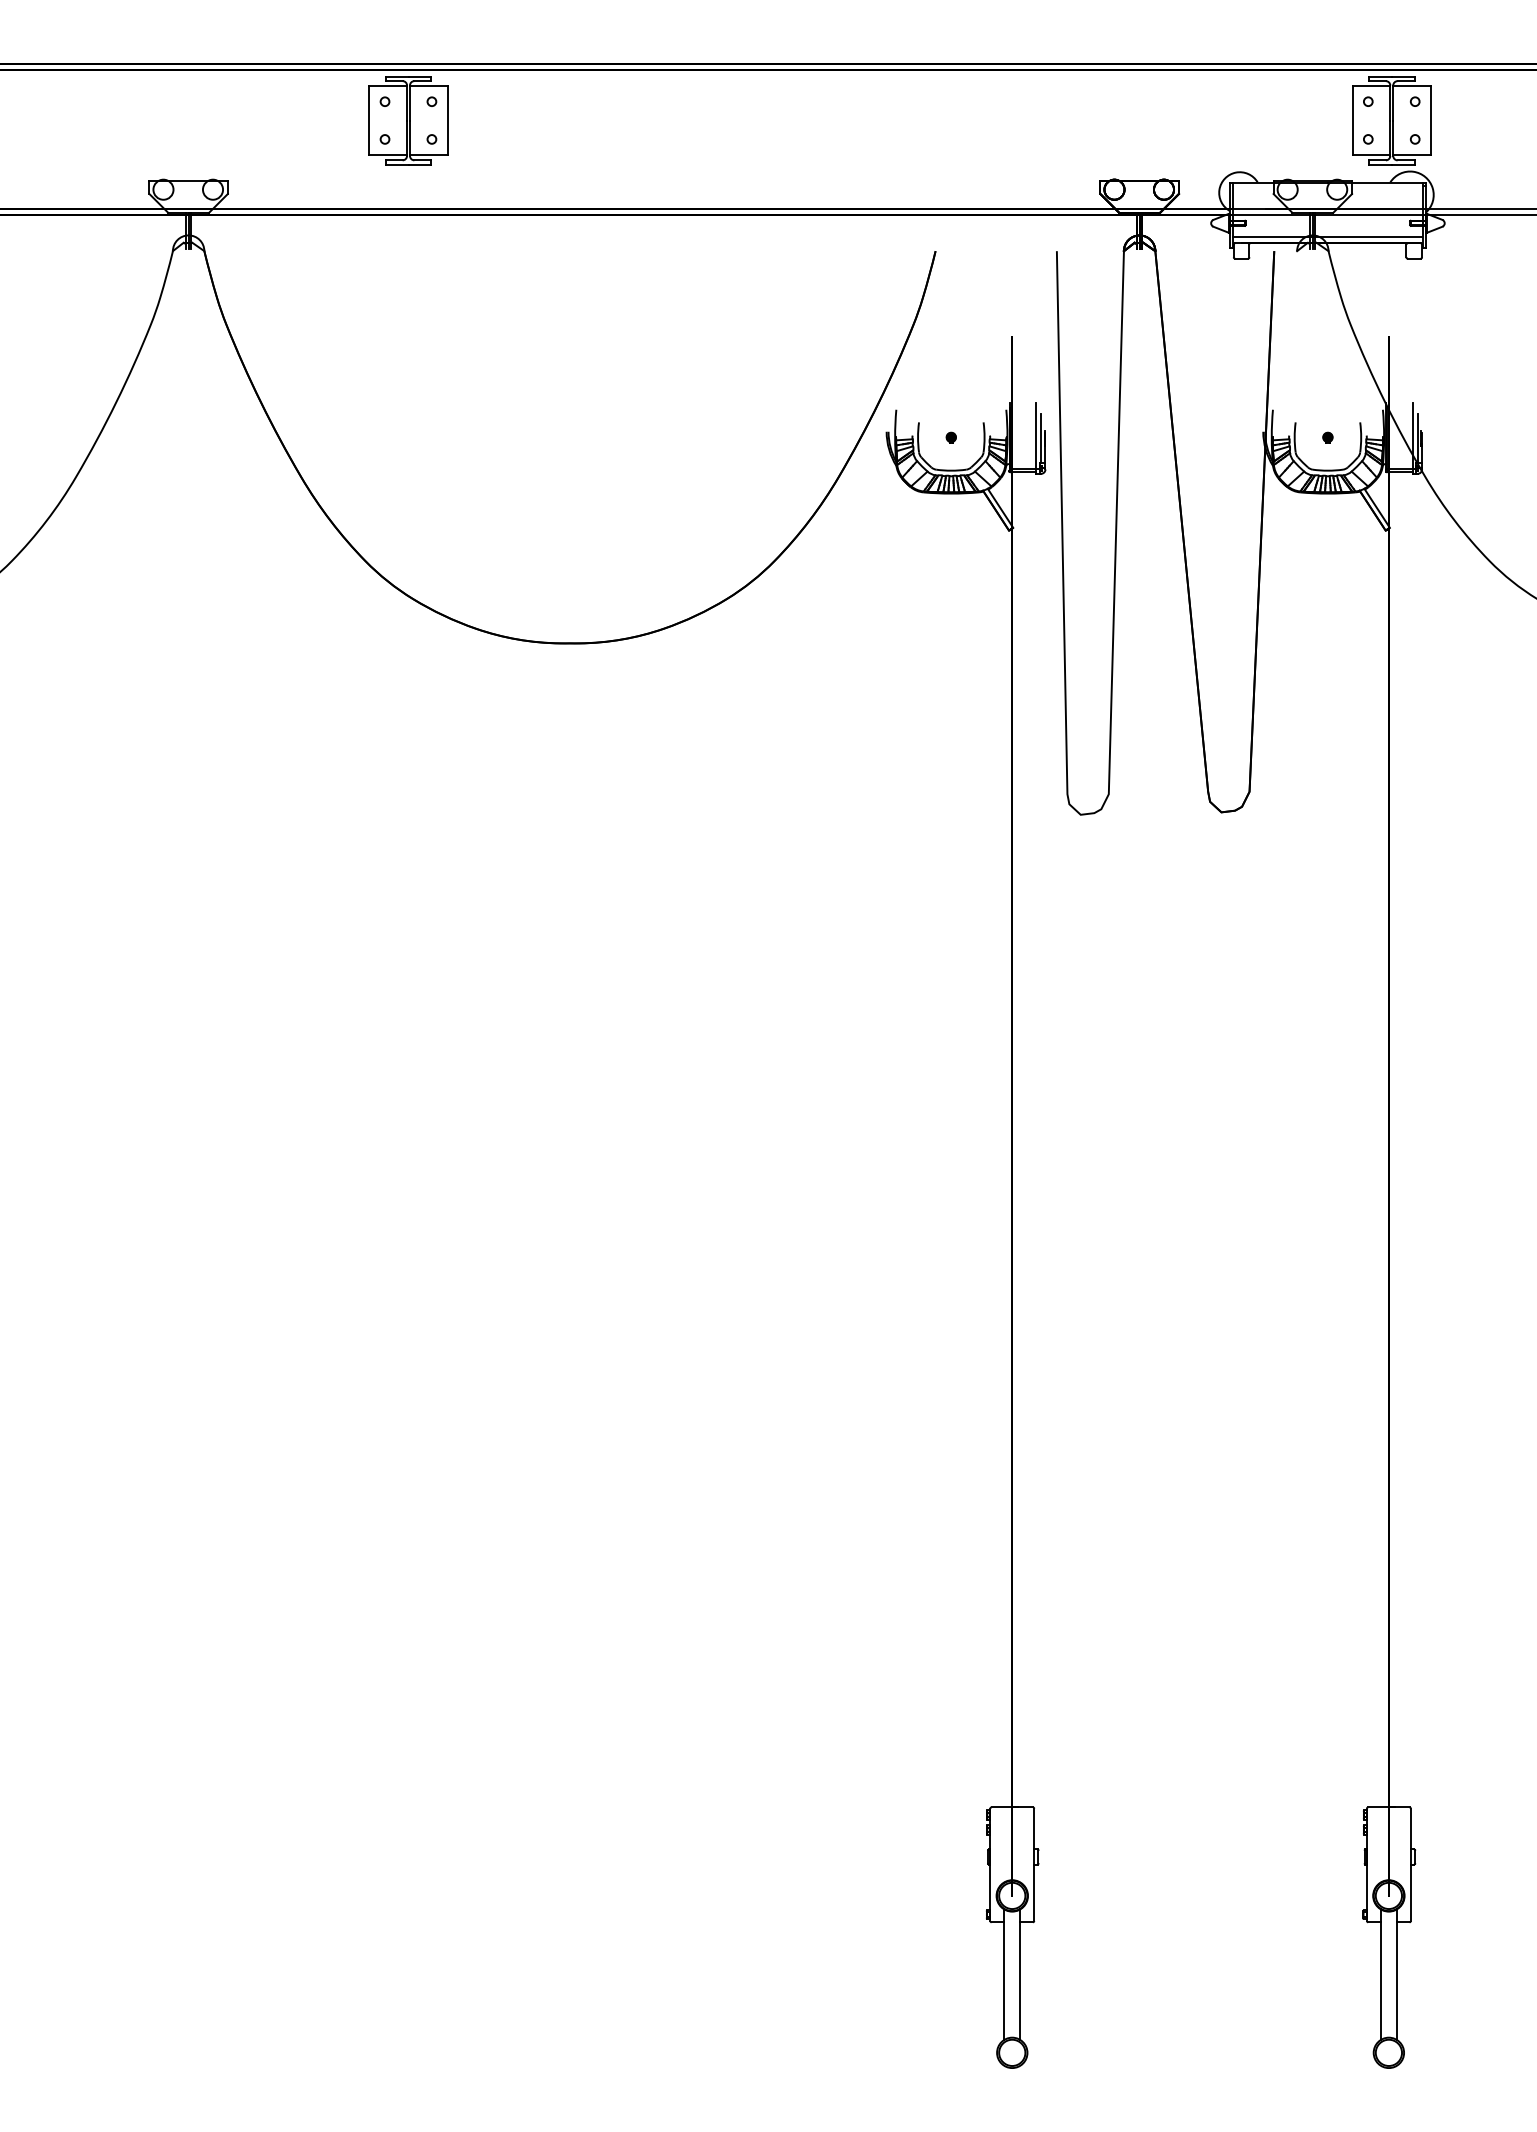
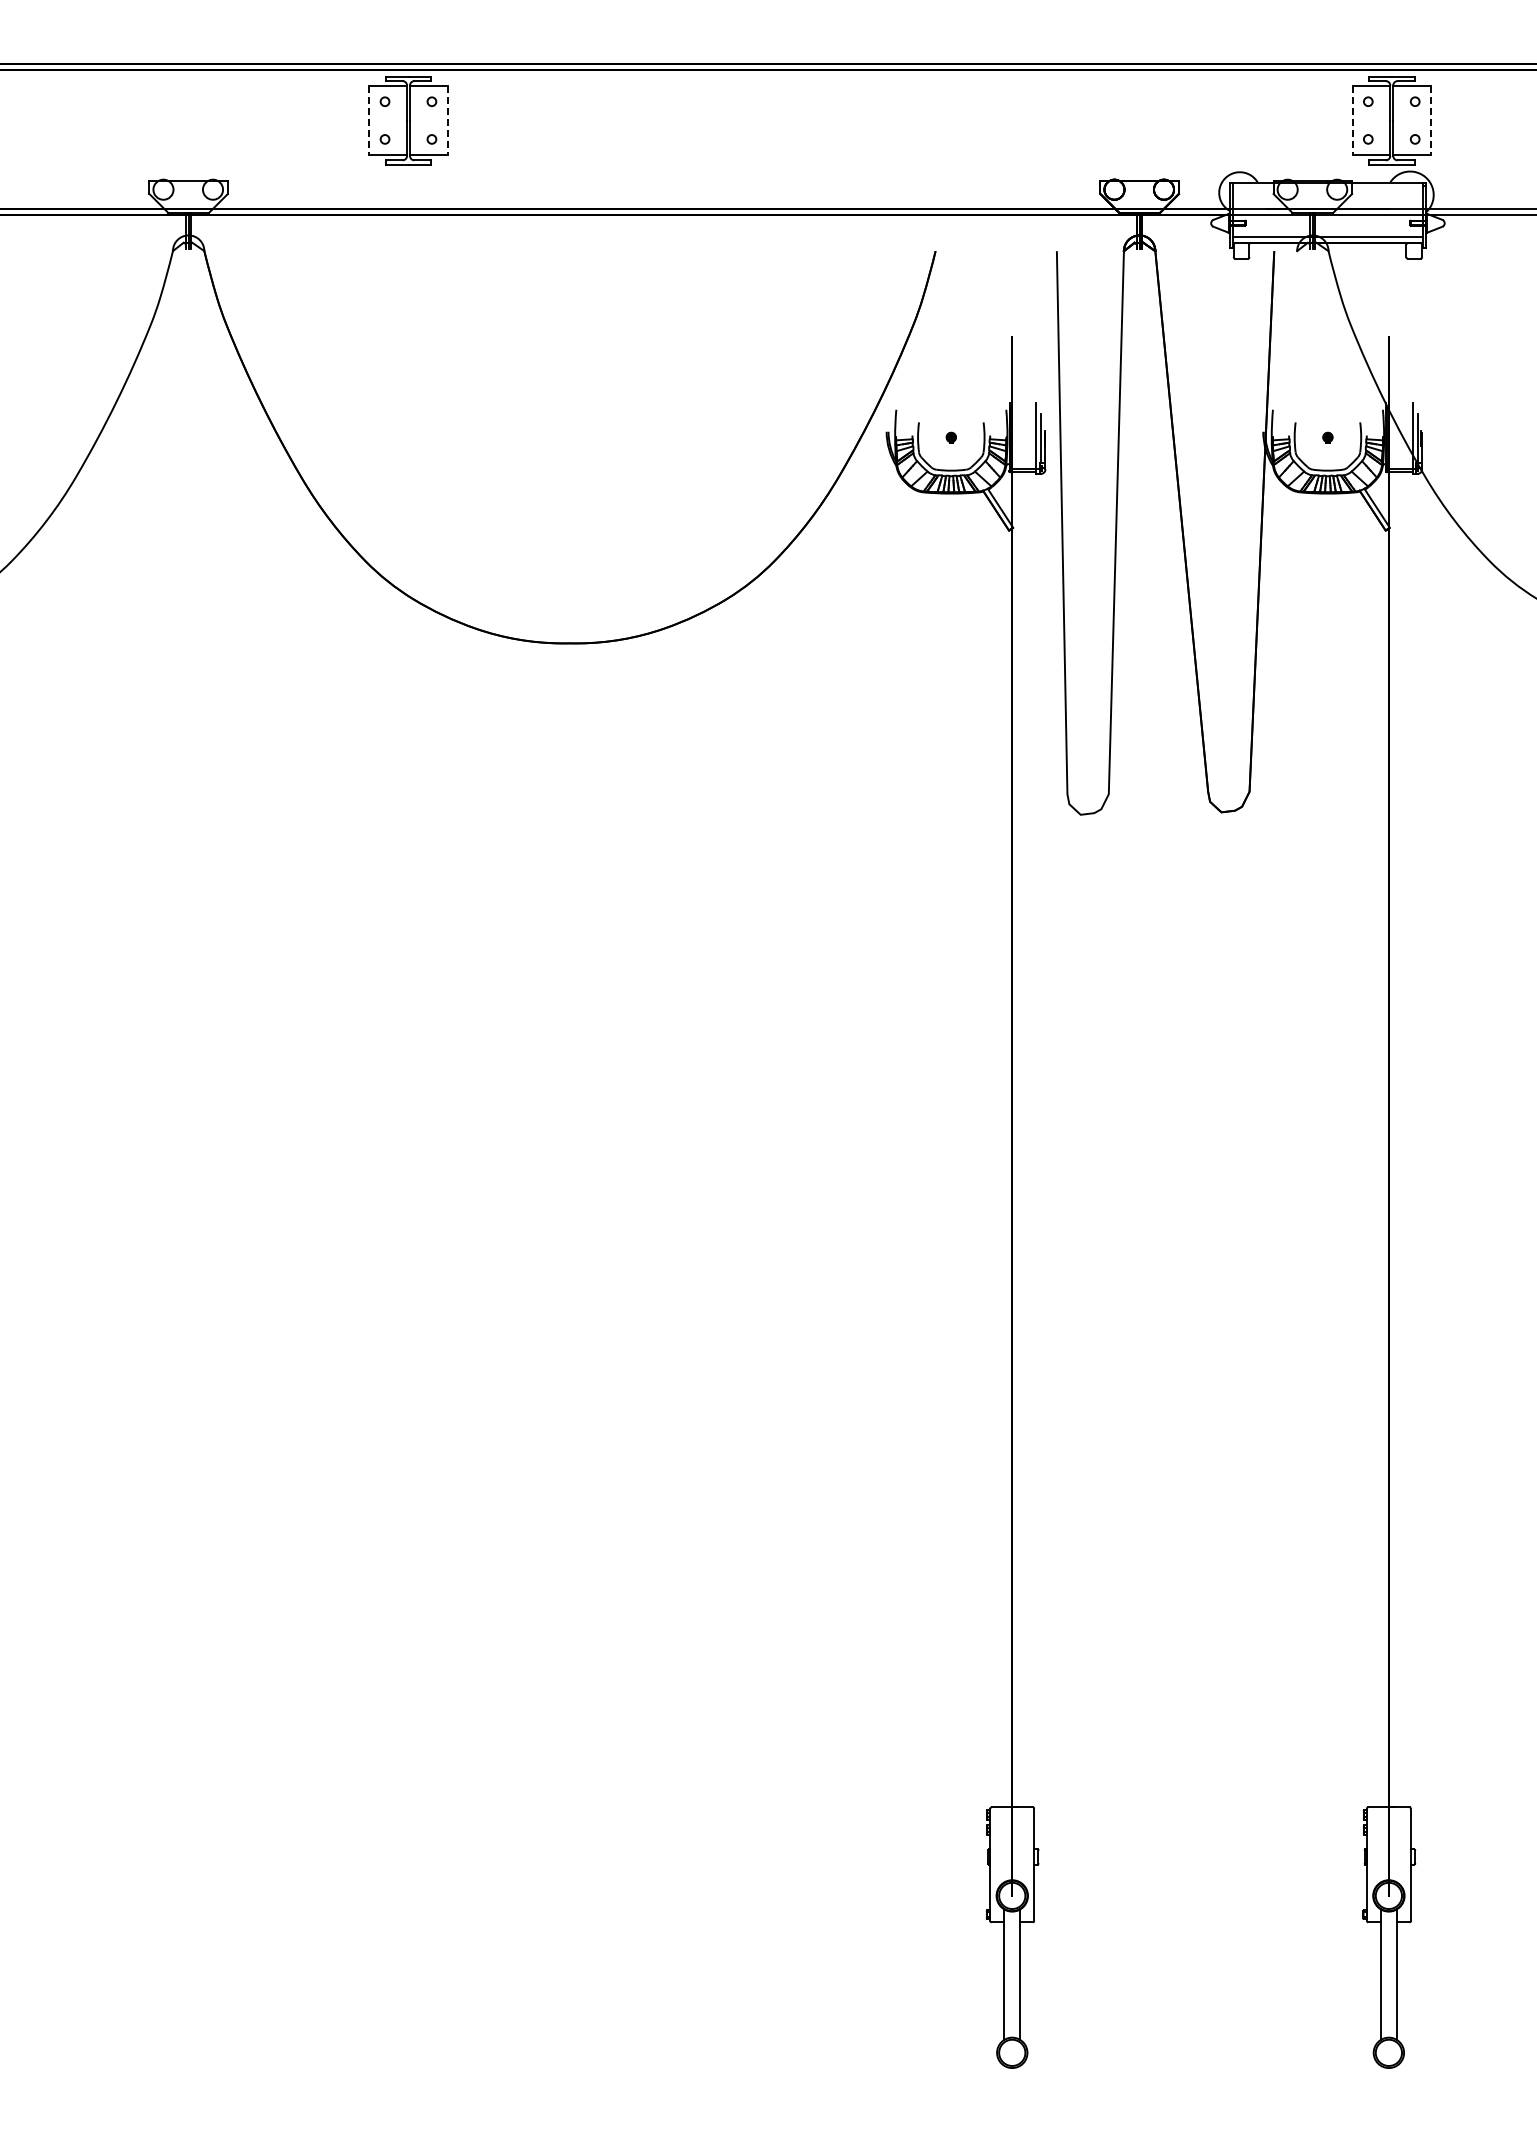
line: solid -> dashed (369, 120)
line: solid -> dashed (447, 120)
line: solid -> dashed (1352, 120)
line: solid -> dashed (1430, 120)
